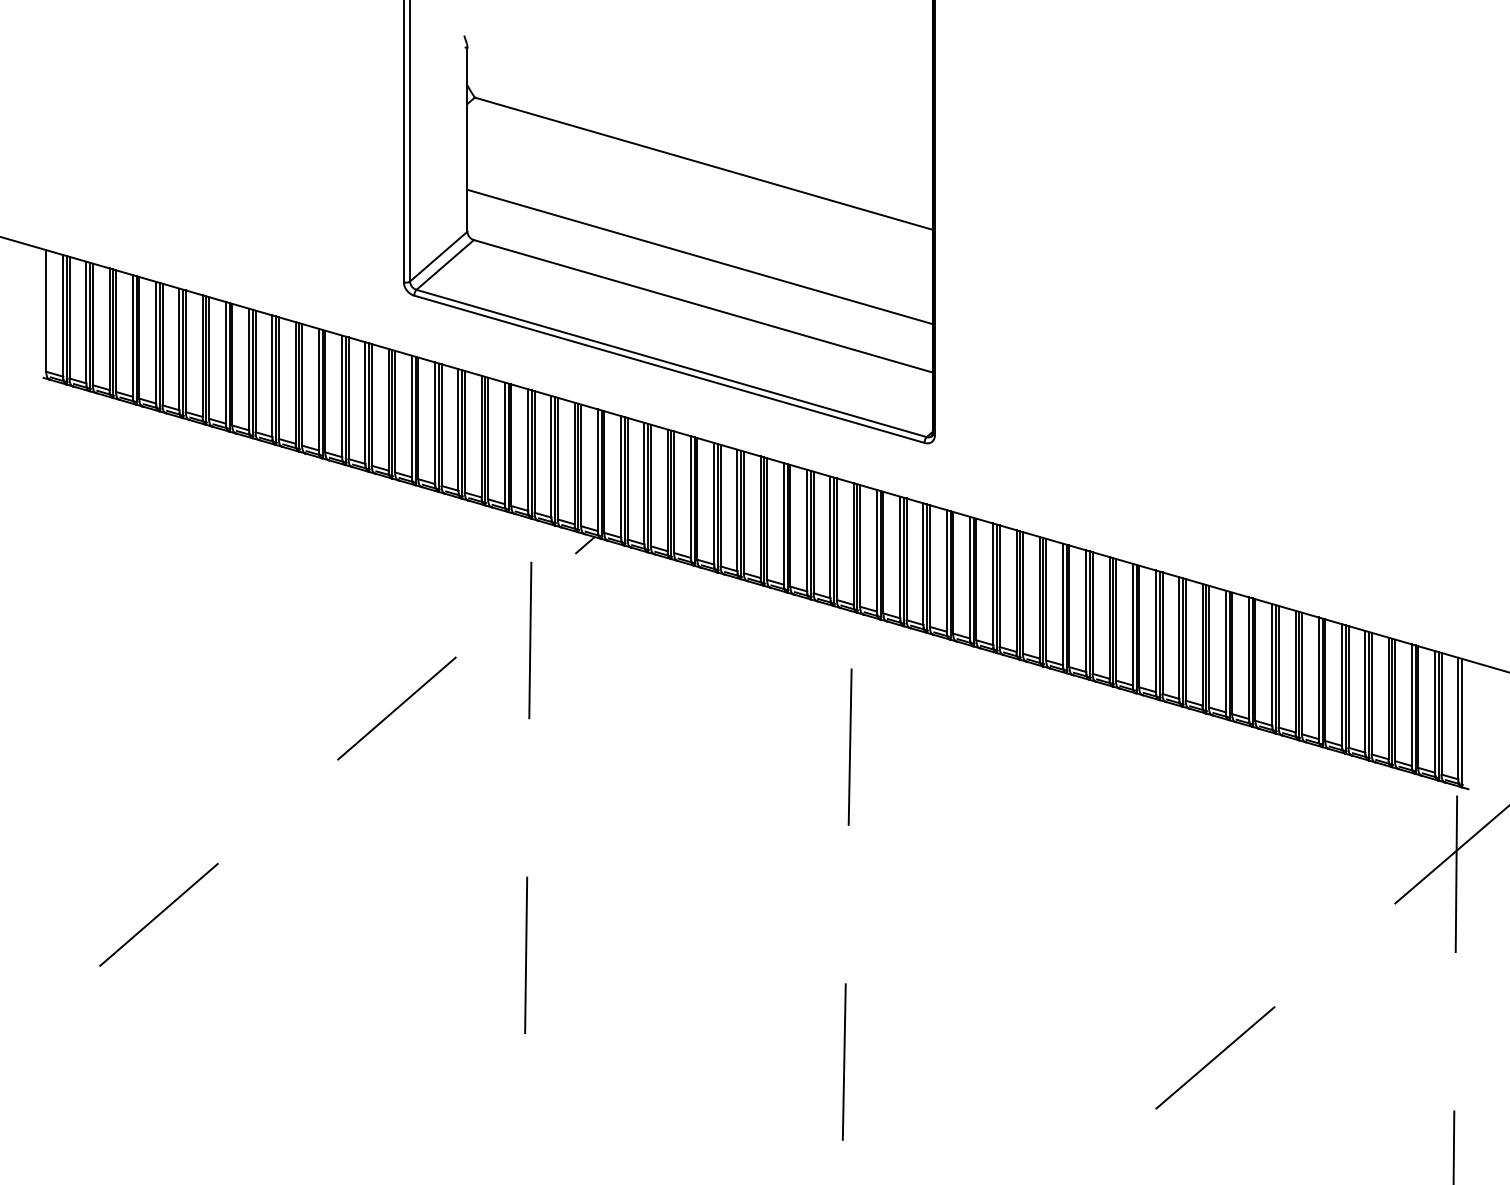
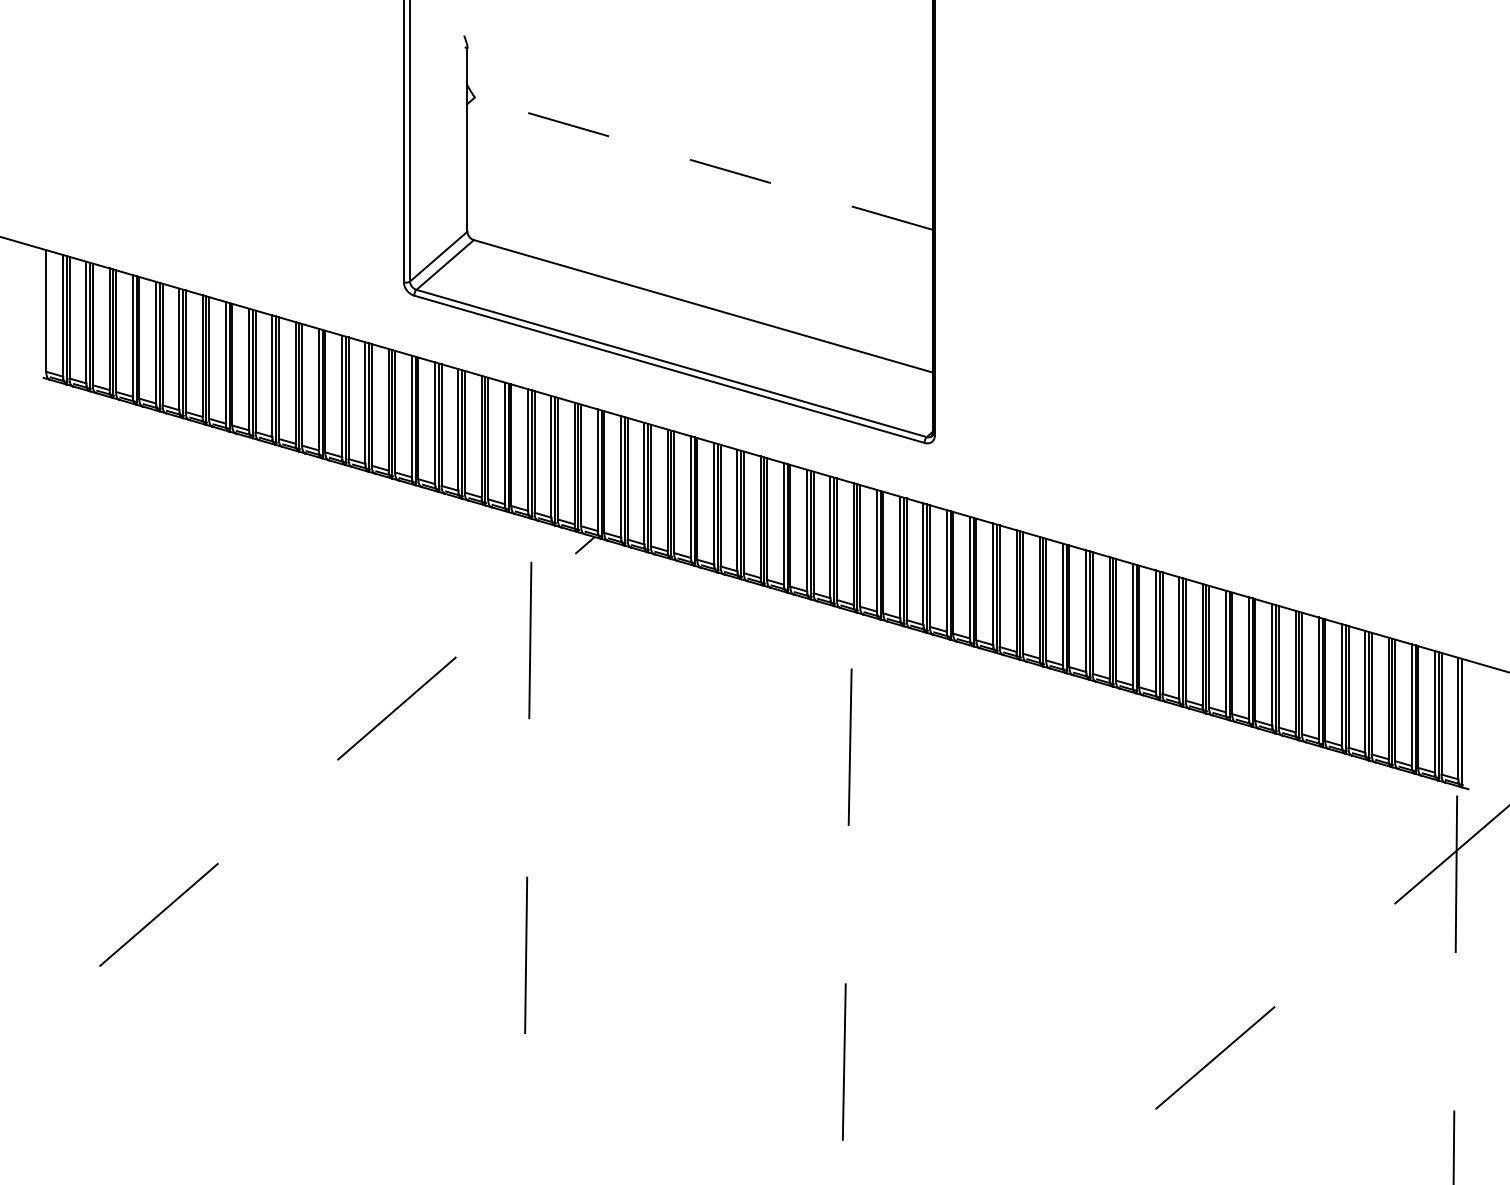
line: solid -> dashed (703, 163)
line: present -> none (699, 256)
